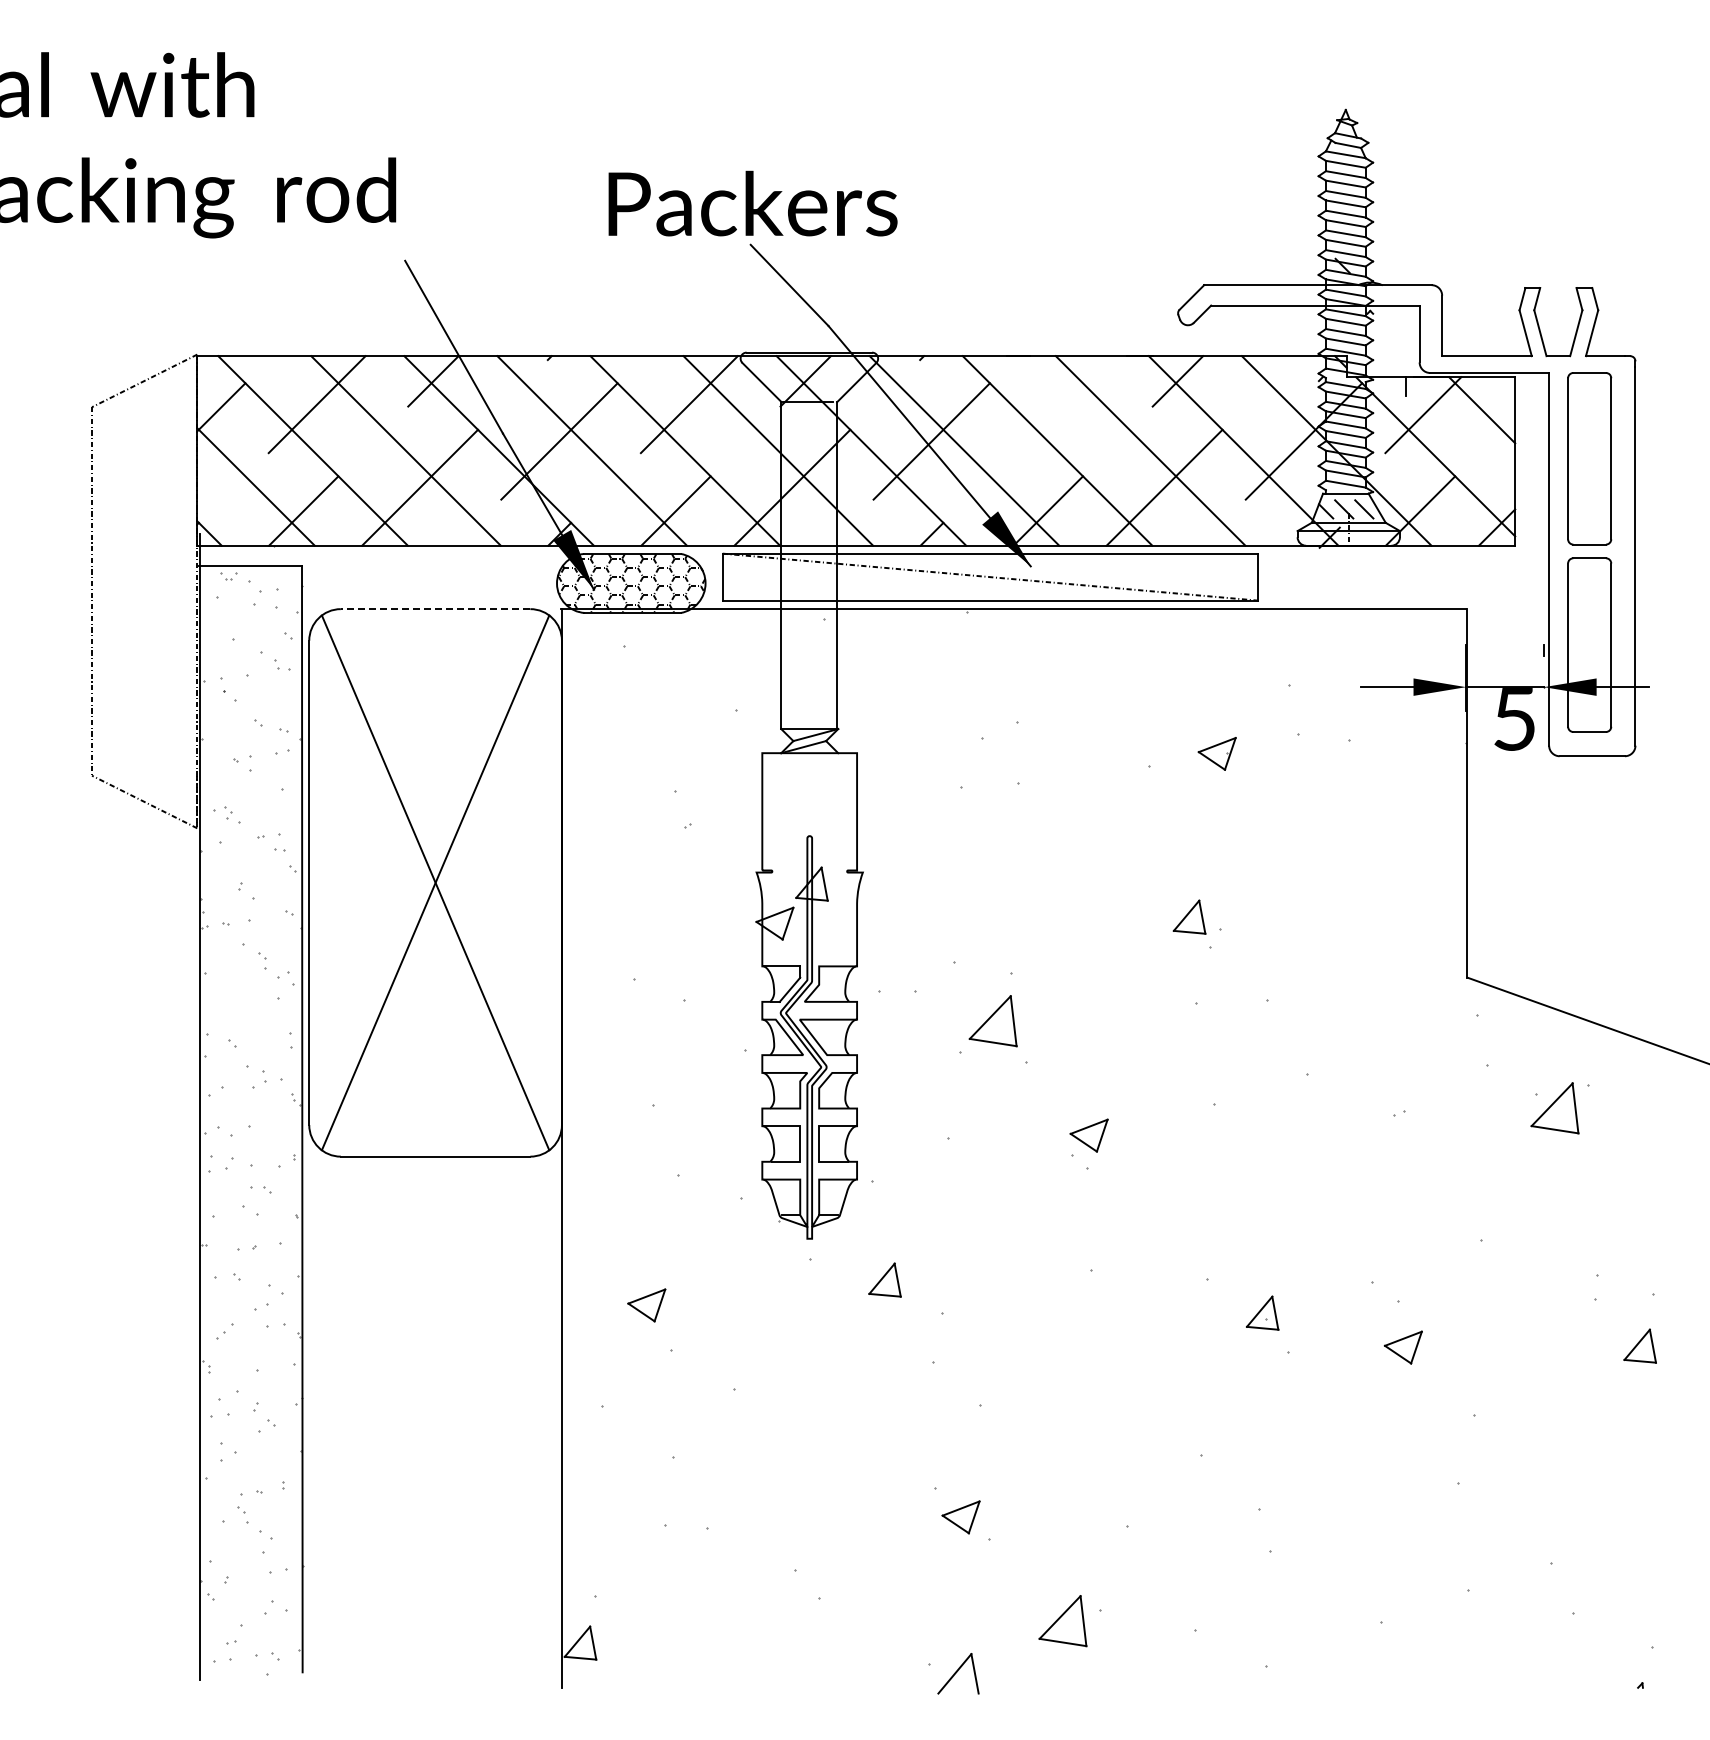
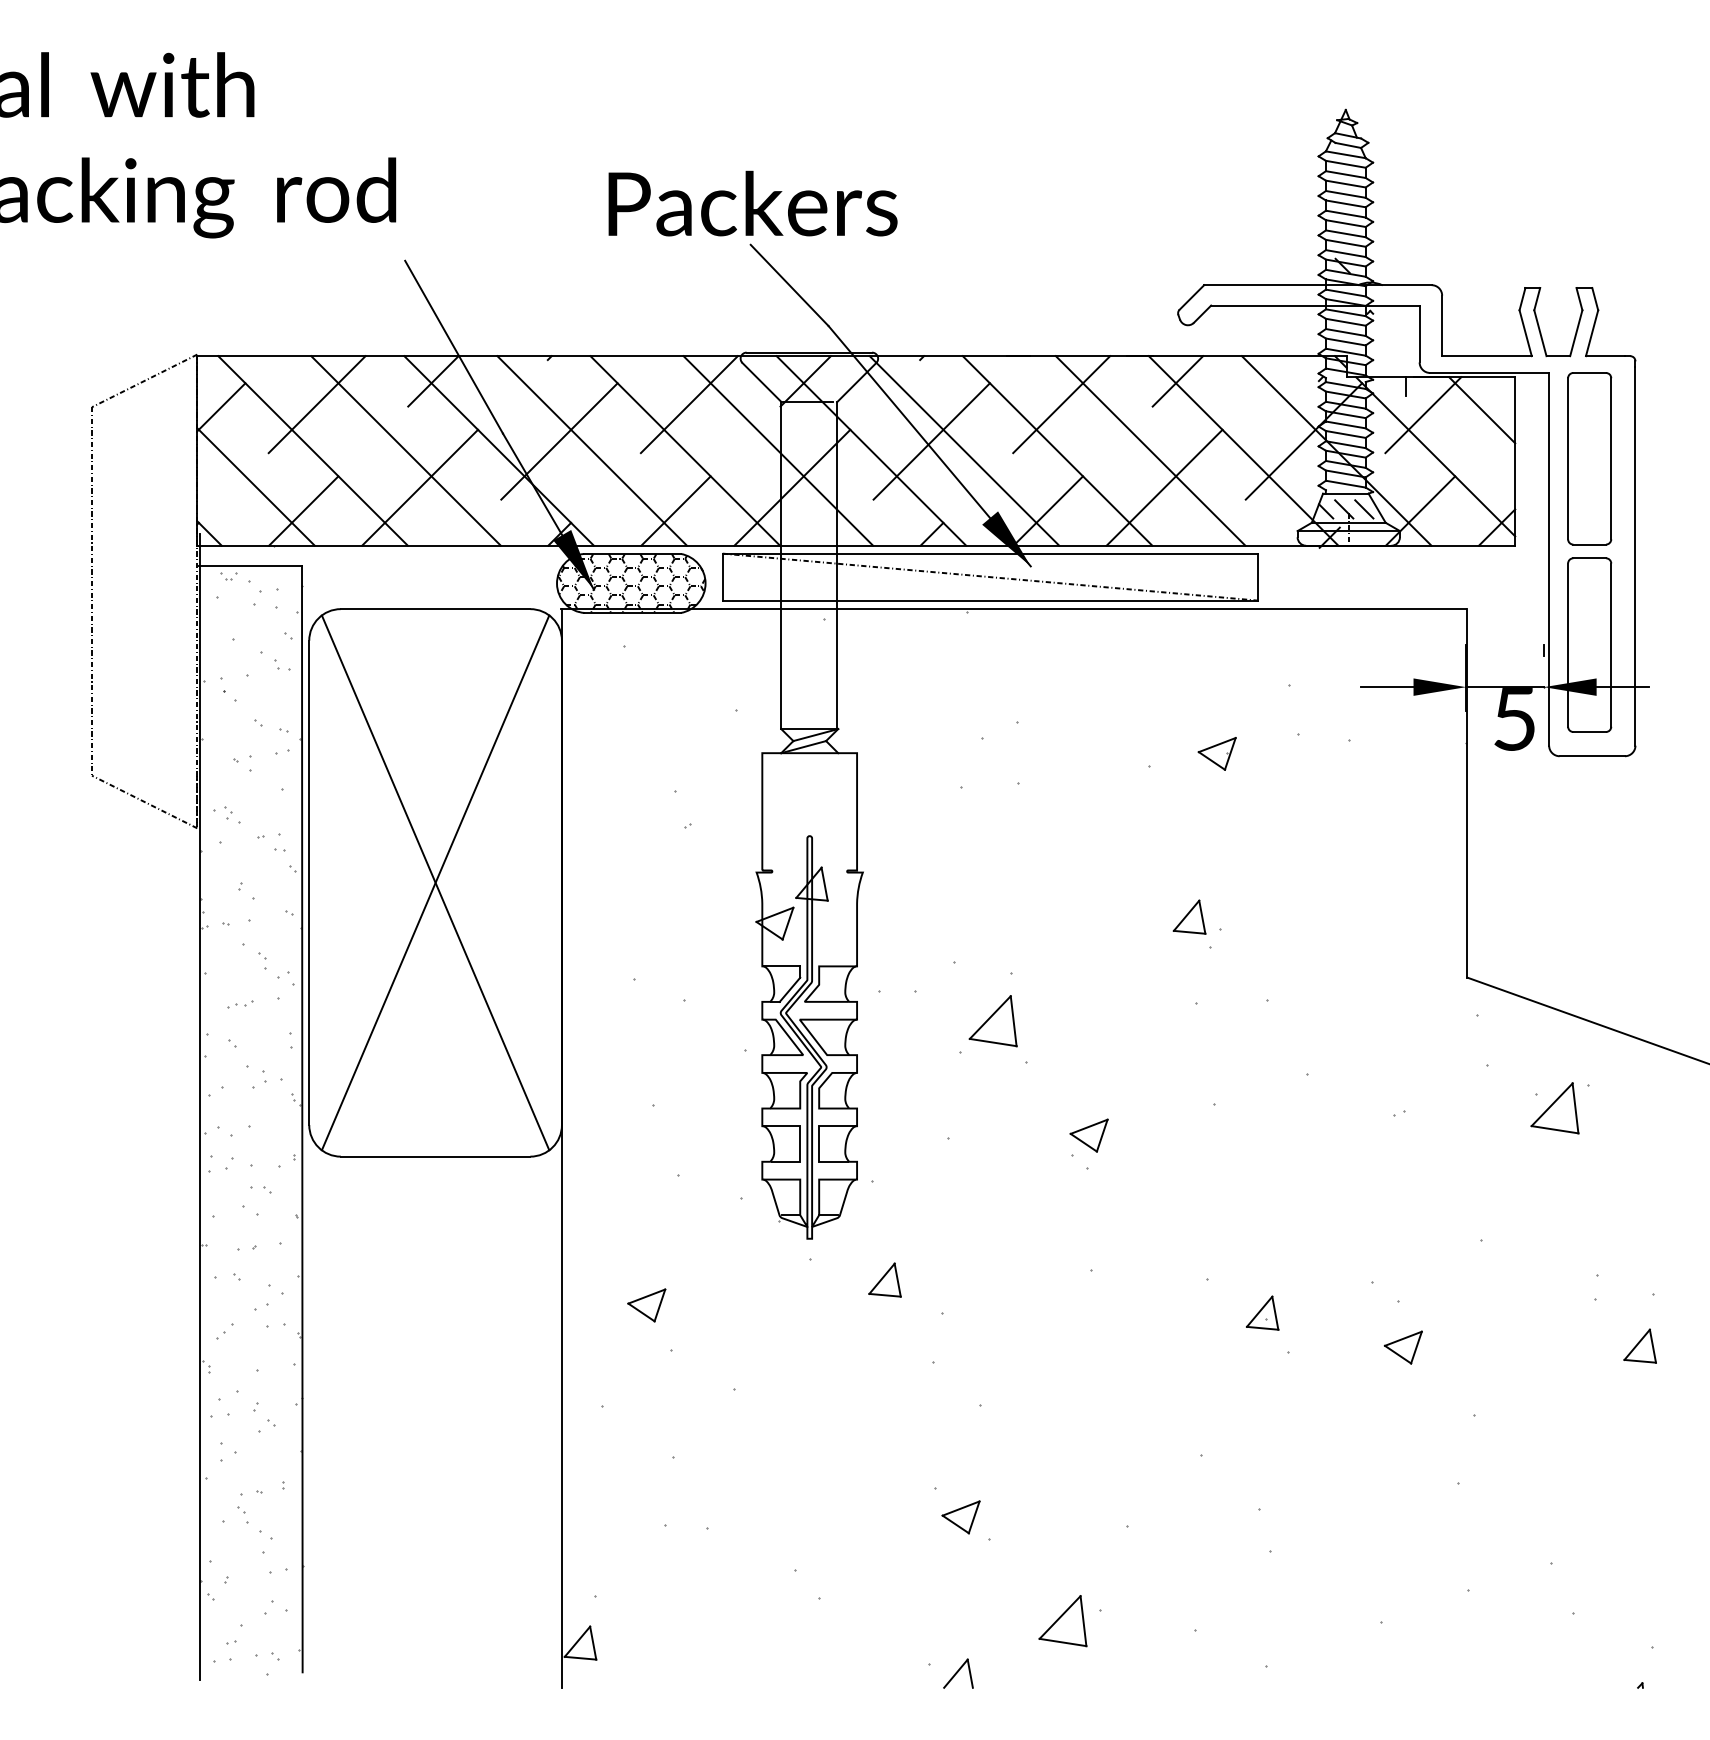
line: none -> present (1061, 404)
line: dashed -> solid (435, 609)
part: none -> present (240, 1004)
part size: 43x42 px -> 31x31 px (958, 1673)
